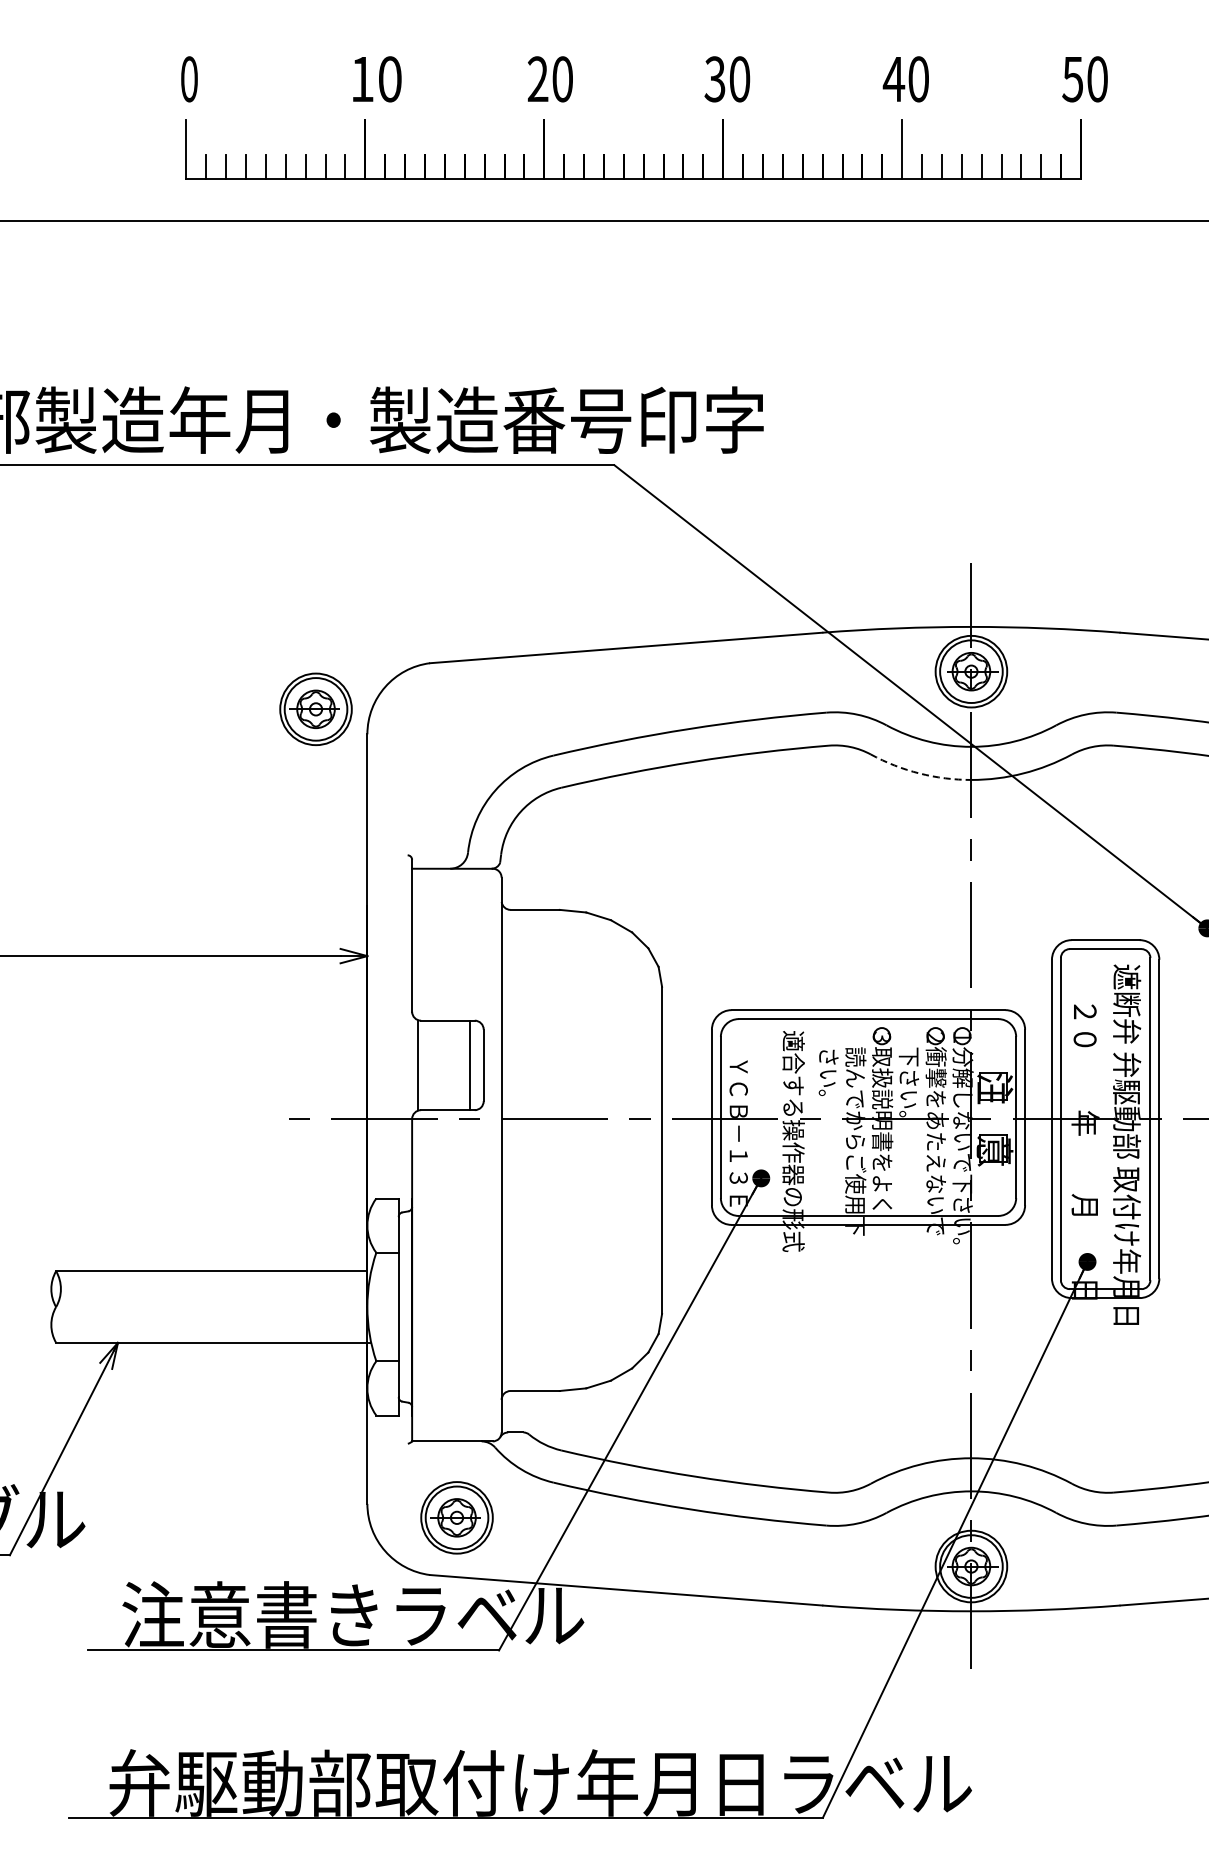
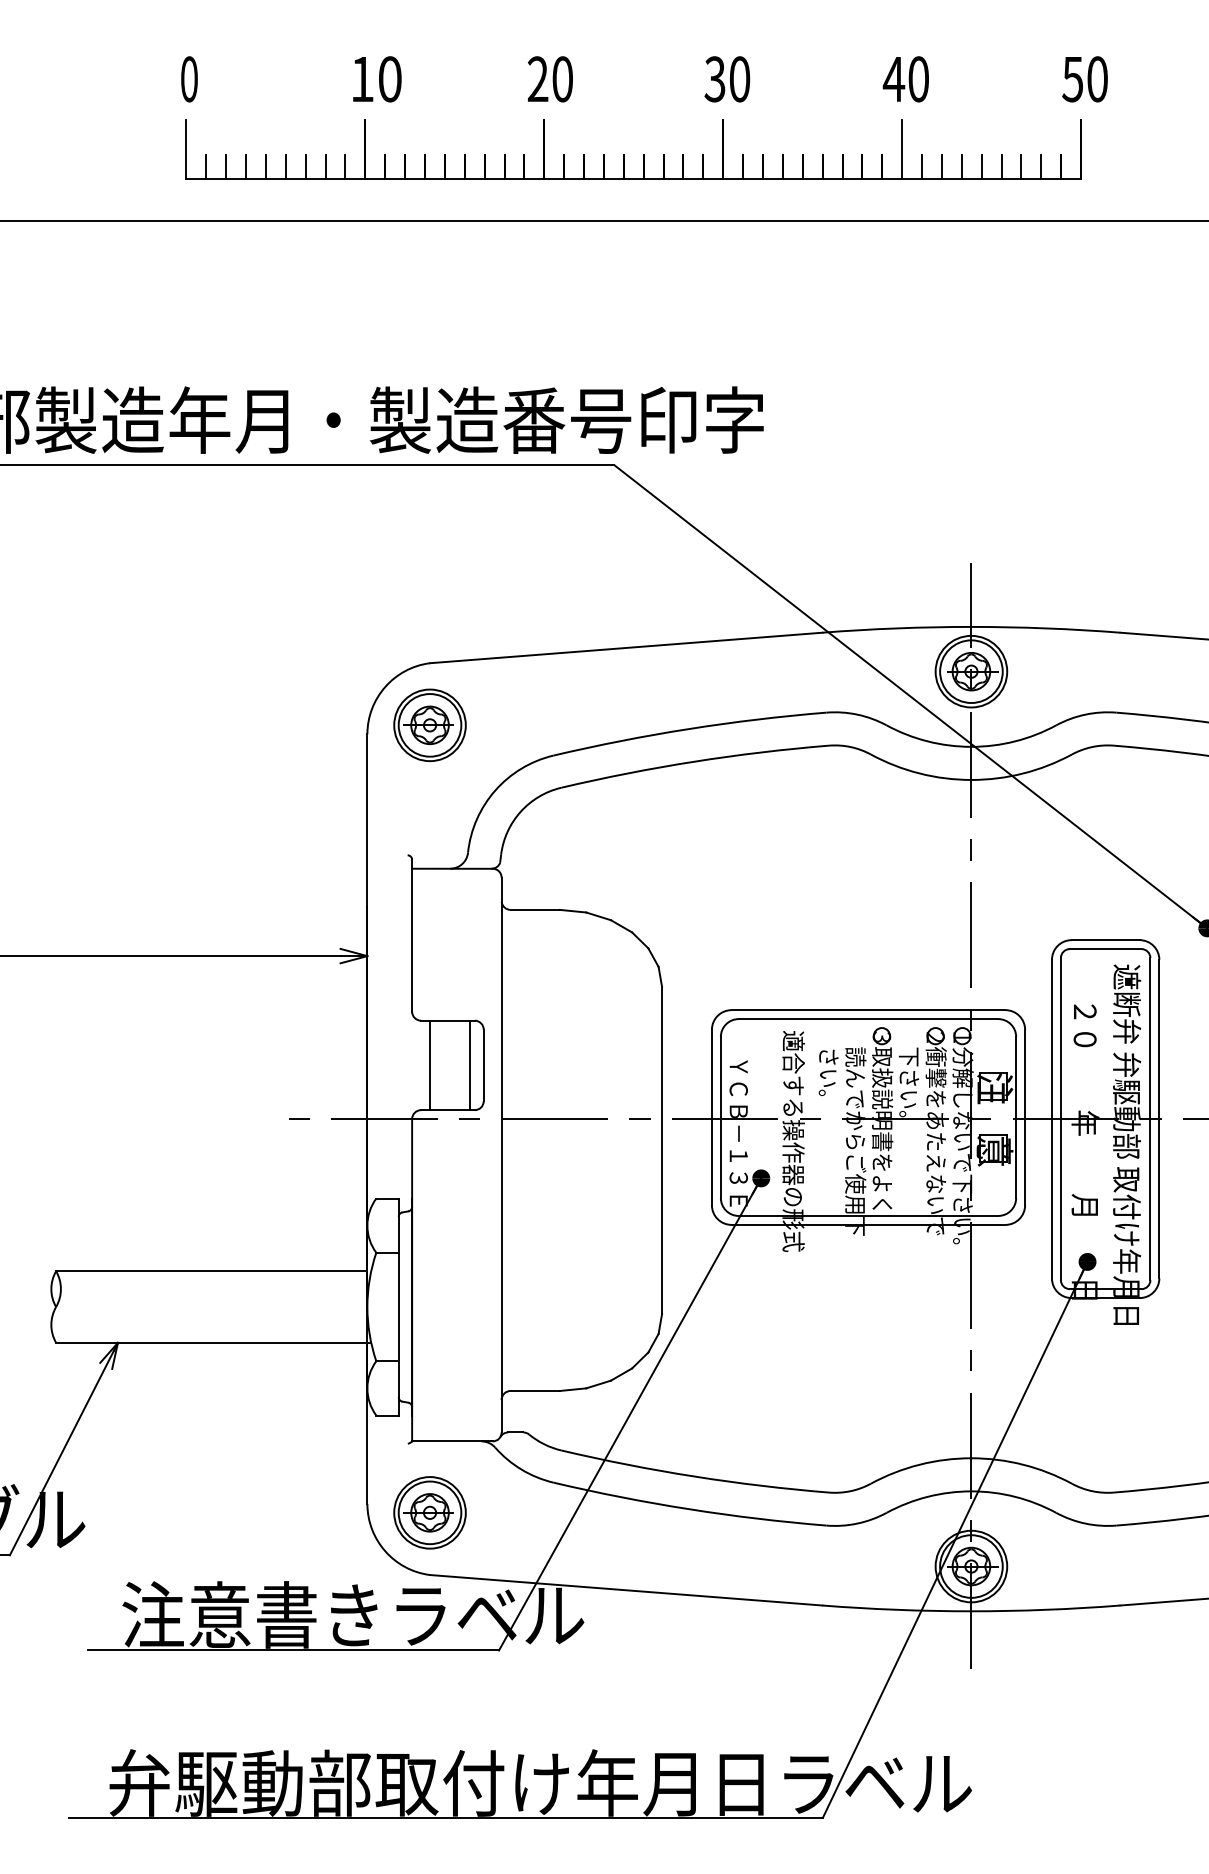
part position: (315, 708) -> (429, 724) (429, 724)
arc: dashed -> solid (919, 773)
line position: (418, 1065) -> (430, 1065) (430, 1065)
part position: (456, 1517) -> (429, 1512) (429, 1512)
